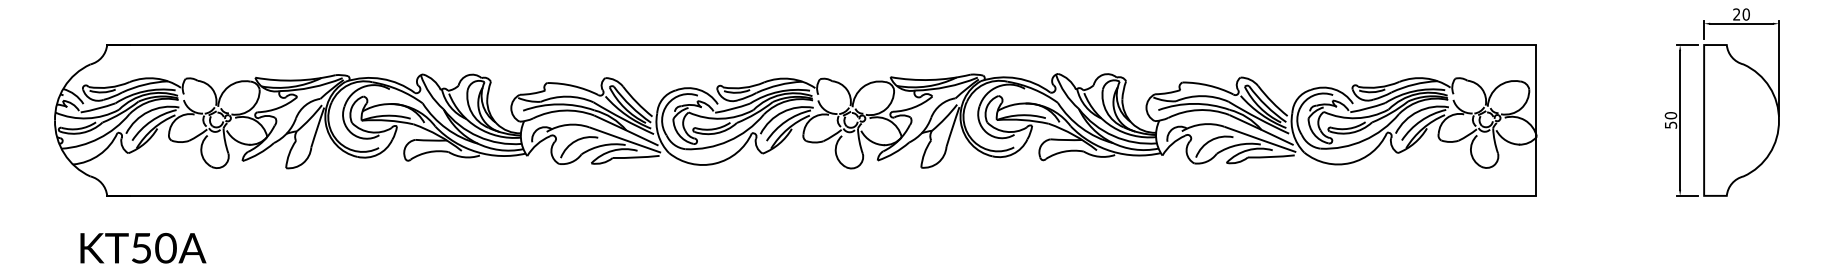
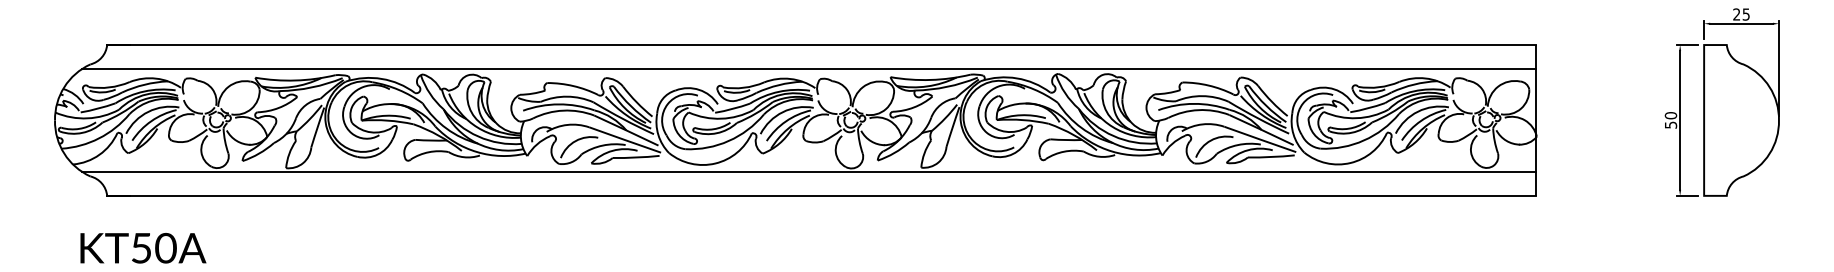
text: 20 -> 25 (1745, 14)
line: none -> present (808, 69)
line: none -> present (808, 171)
